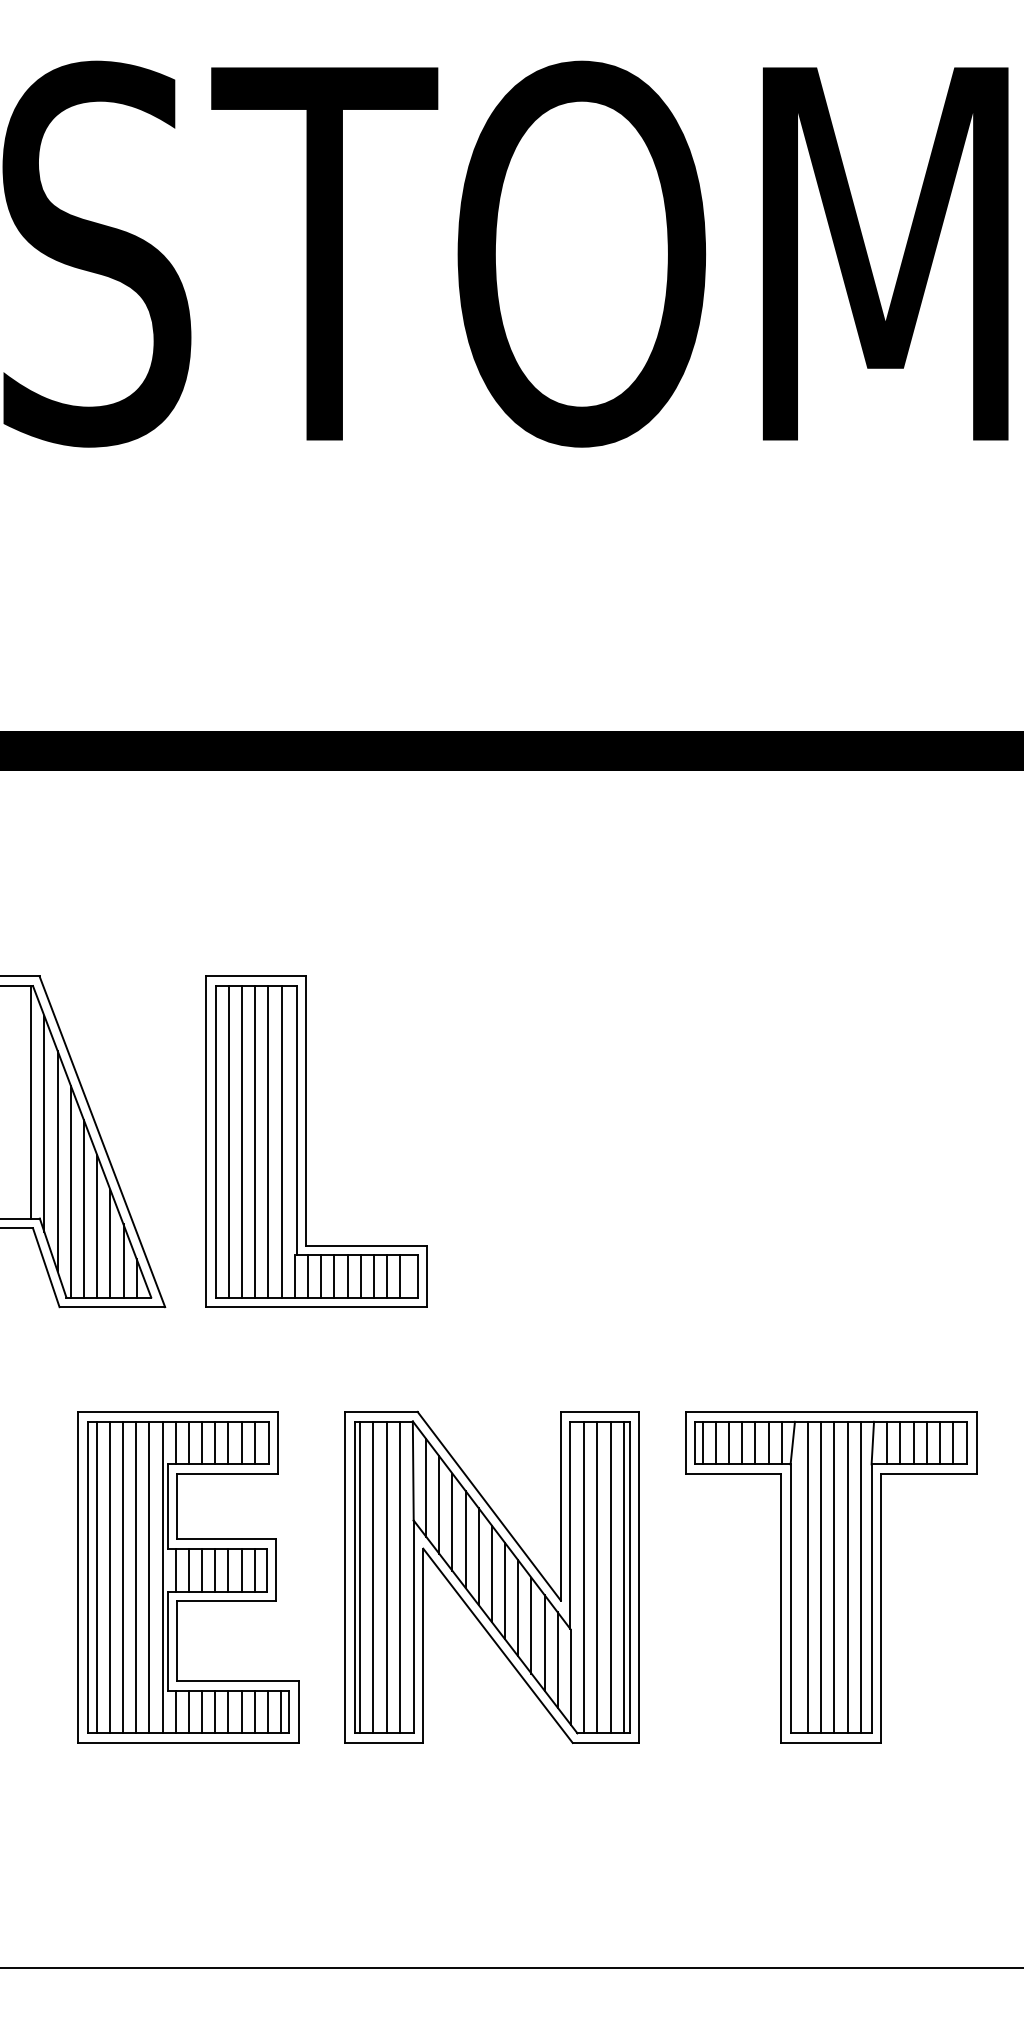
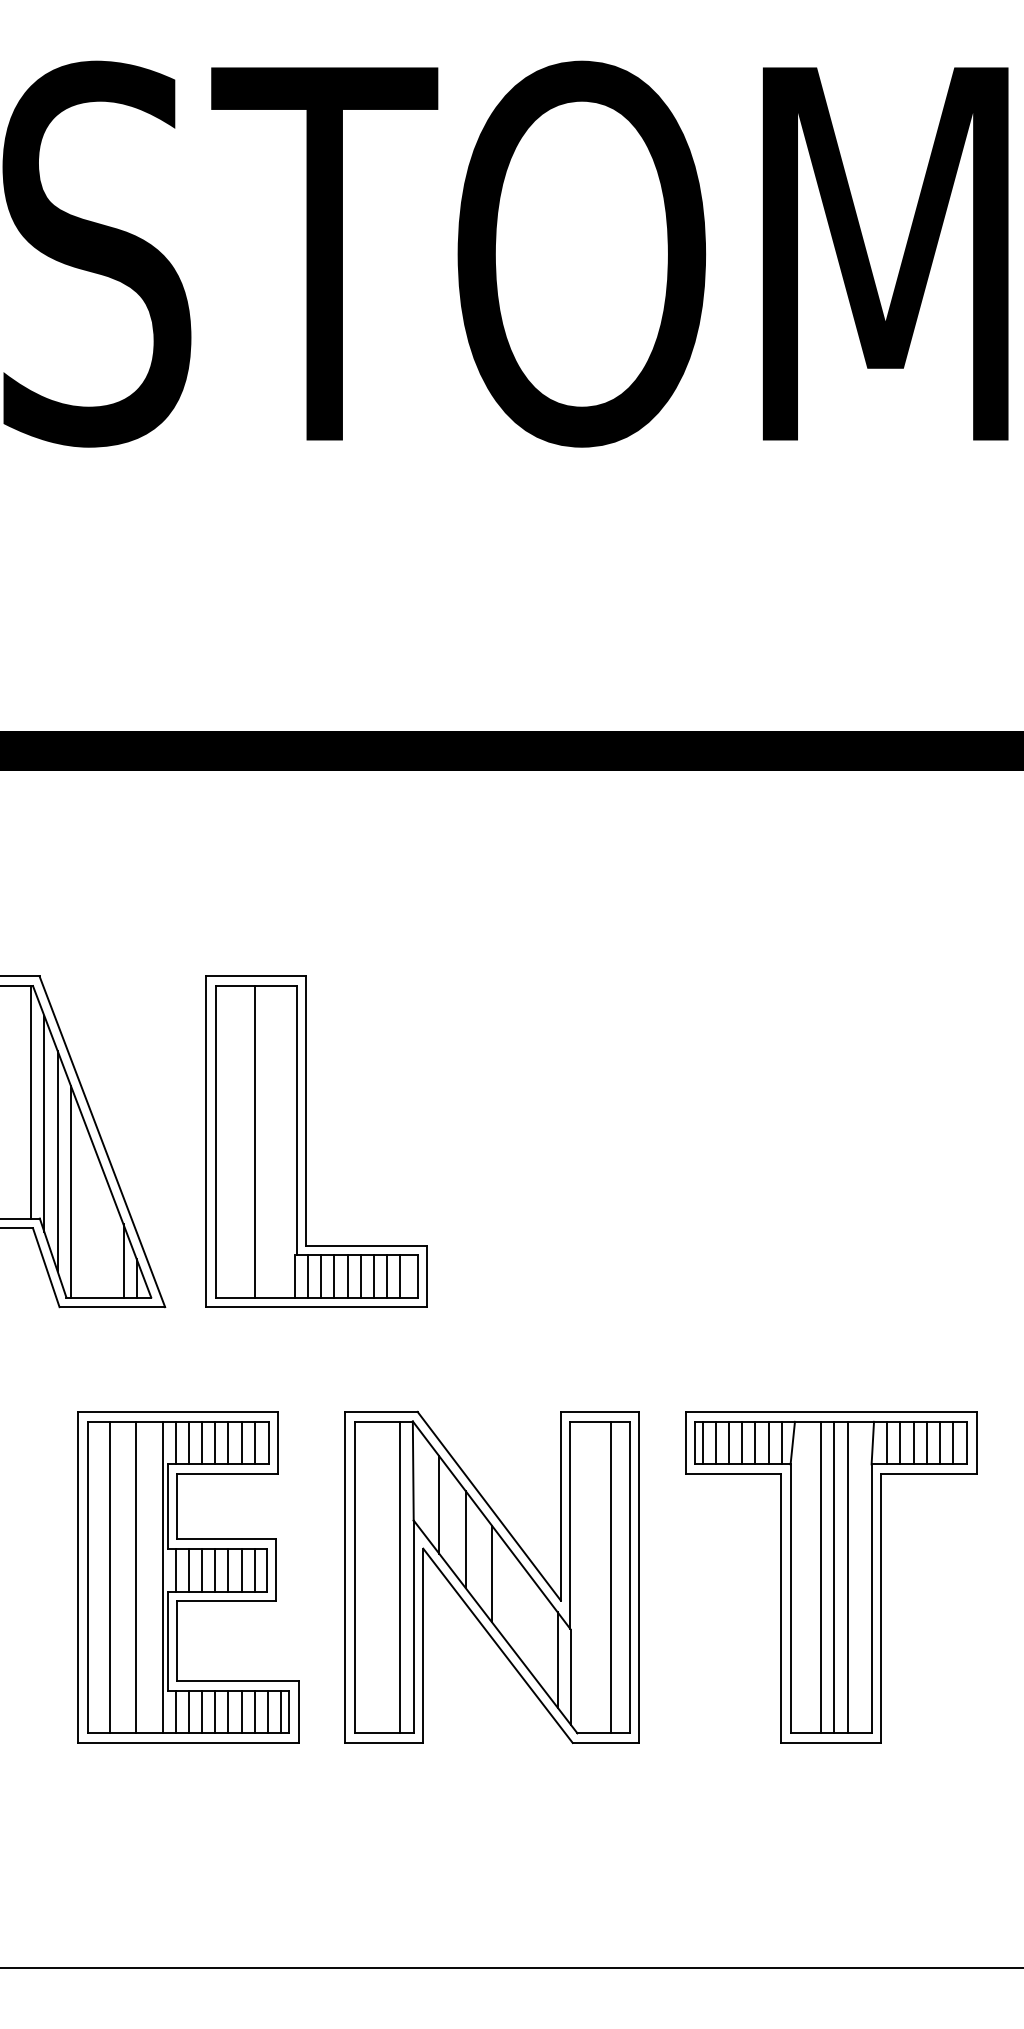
line: present -> none (228, 1141)
line: present -> none (242, 1141)
line: present -> none (268, 1141)
line: present -> none (281, 1141)
line: present -> none (84, 1208)
line: present -> none (97, 1226)
line: present -> none (110, 1243)
line: present -> none (426, 1487)
line: present -> none (452, 1521)
line: present -> none (478, 1556)
line: present -> none (96, 1577)
line: present -> none (122, 1577)
line: present -> none (149, 1577)
line: present -> none (360, 1577)
line: present -> none (373, 1577)
line: present -> none (386, 1577)
line: present -> none (584, 1577)
line: present -> none (597, 1577)
line: present -> none (623, 1577)
line: present -> none (808, 1577)
line: present -> none (860, 1577)
line: present -> none (505, 1591)
line: present -> none (518, 1608)
line: present -> none (531, 1625)
line: present -> none (544, 1642)
